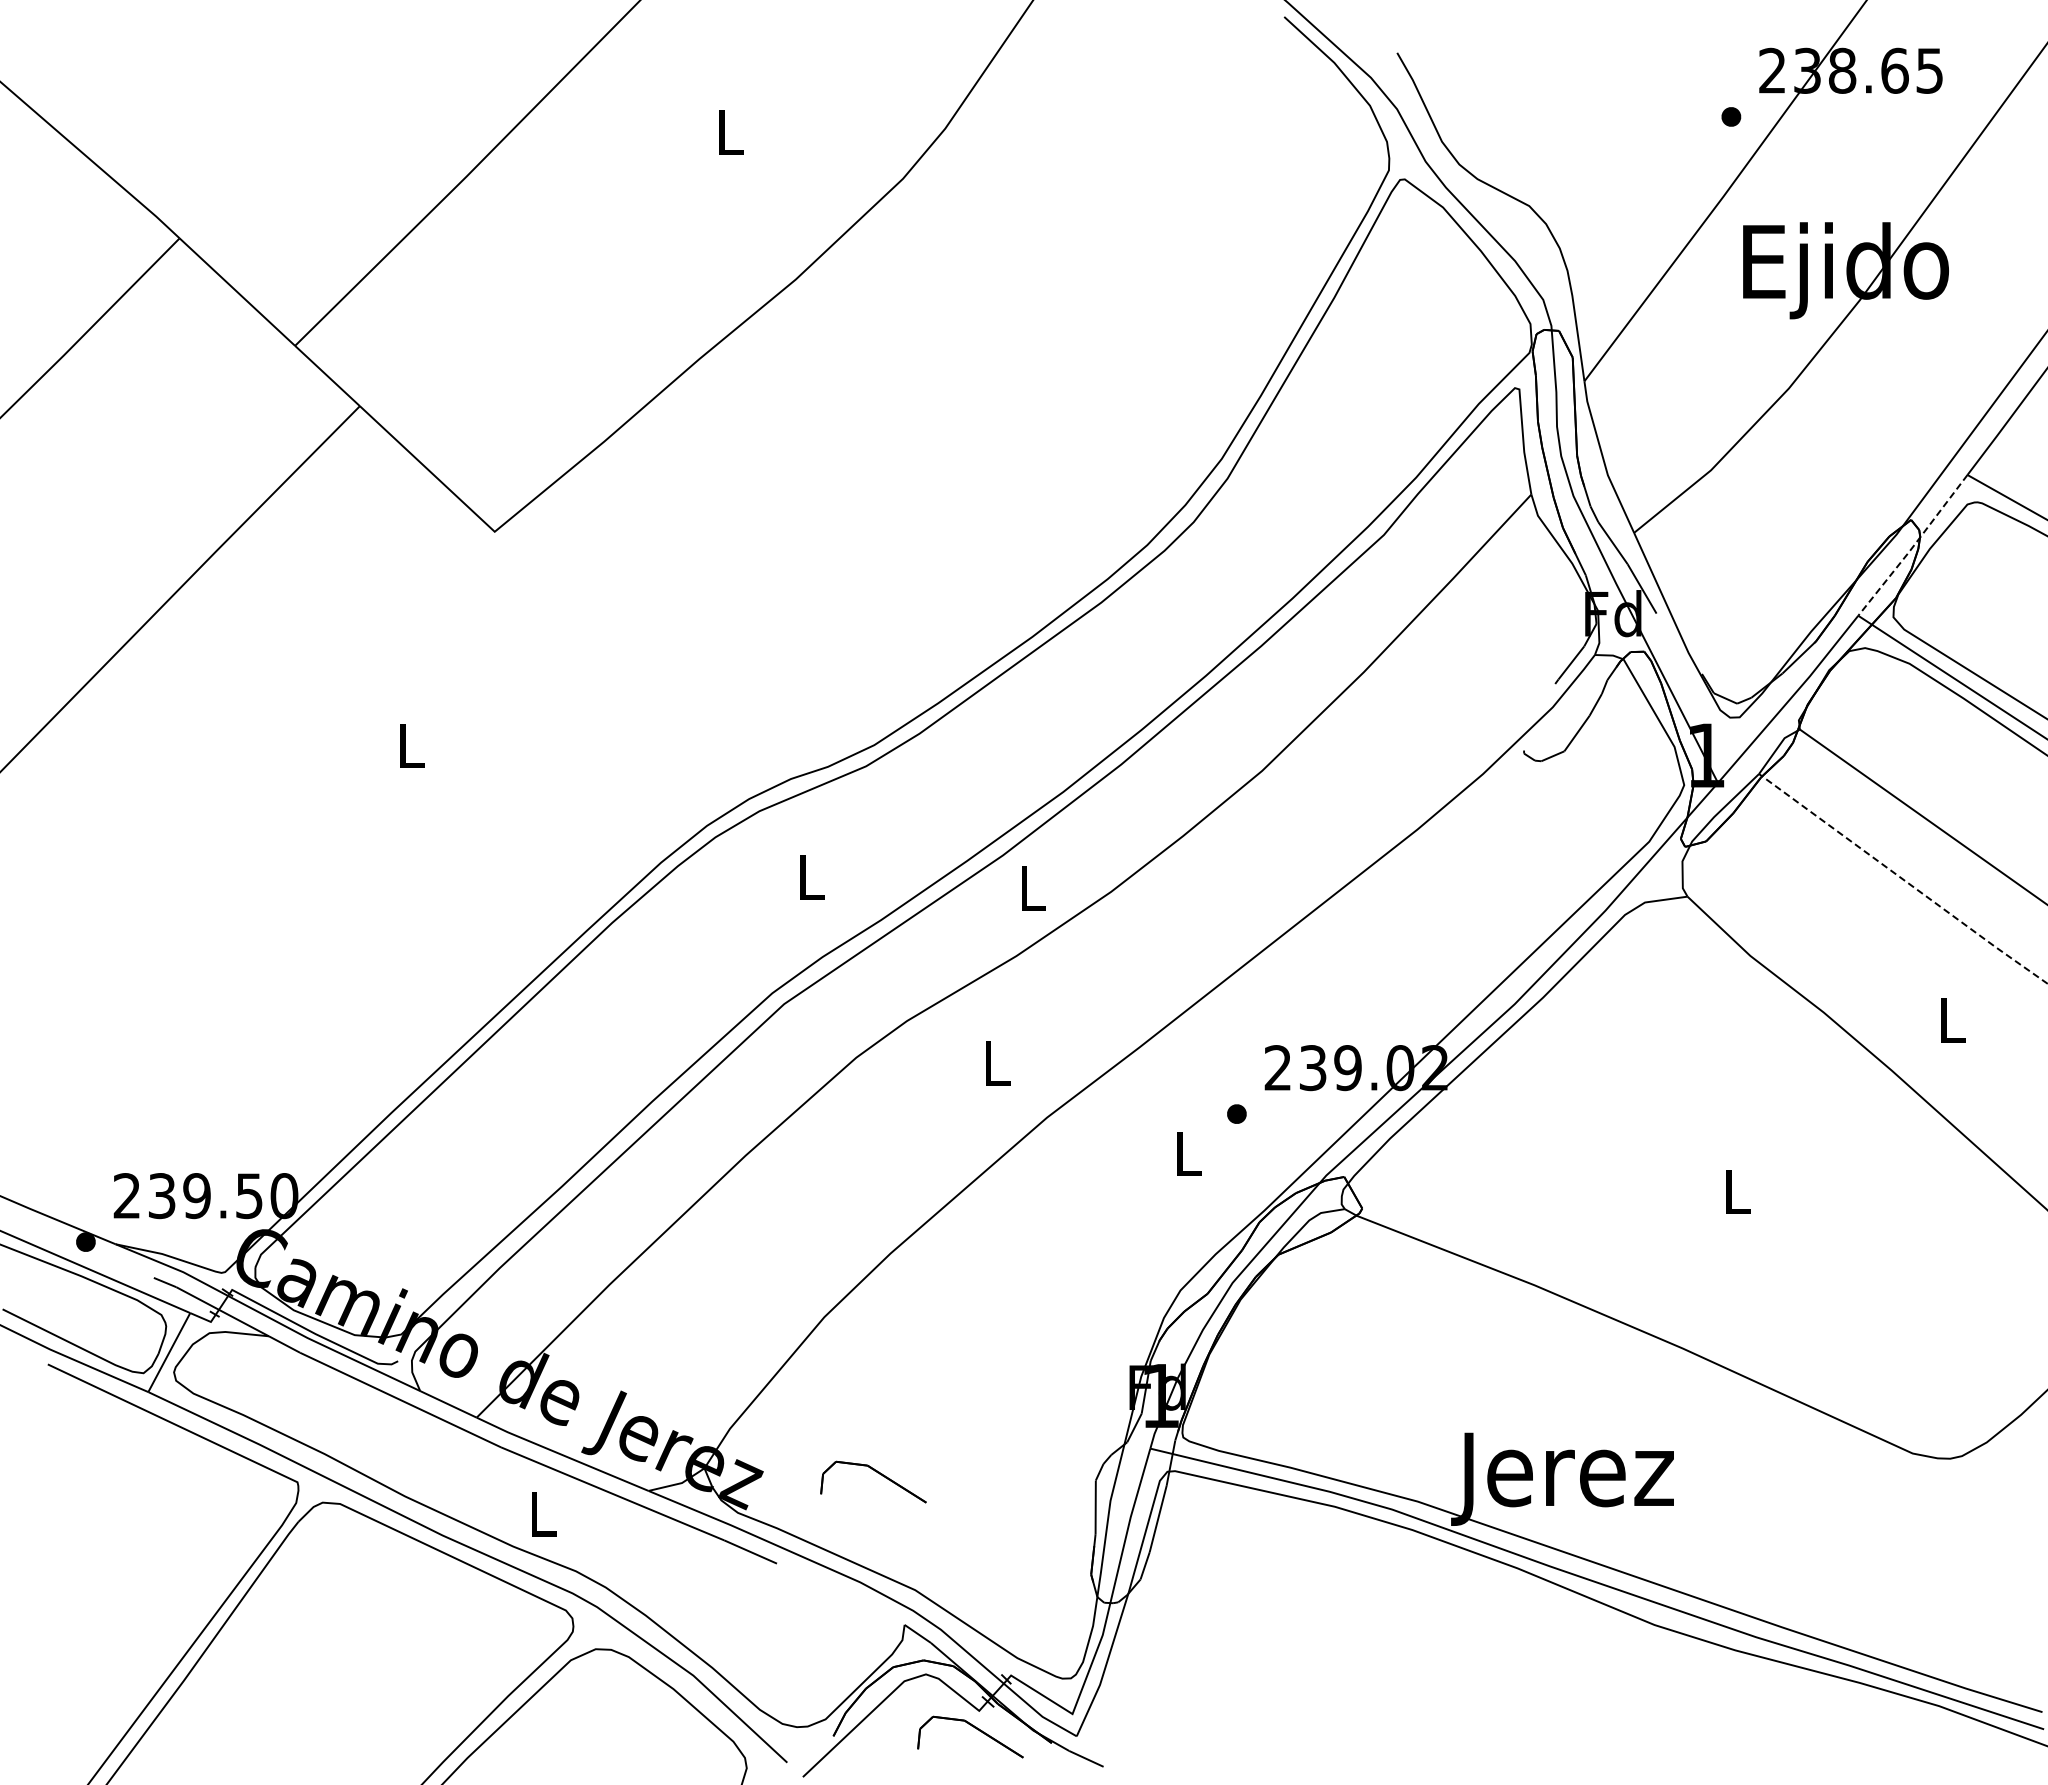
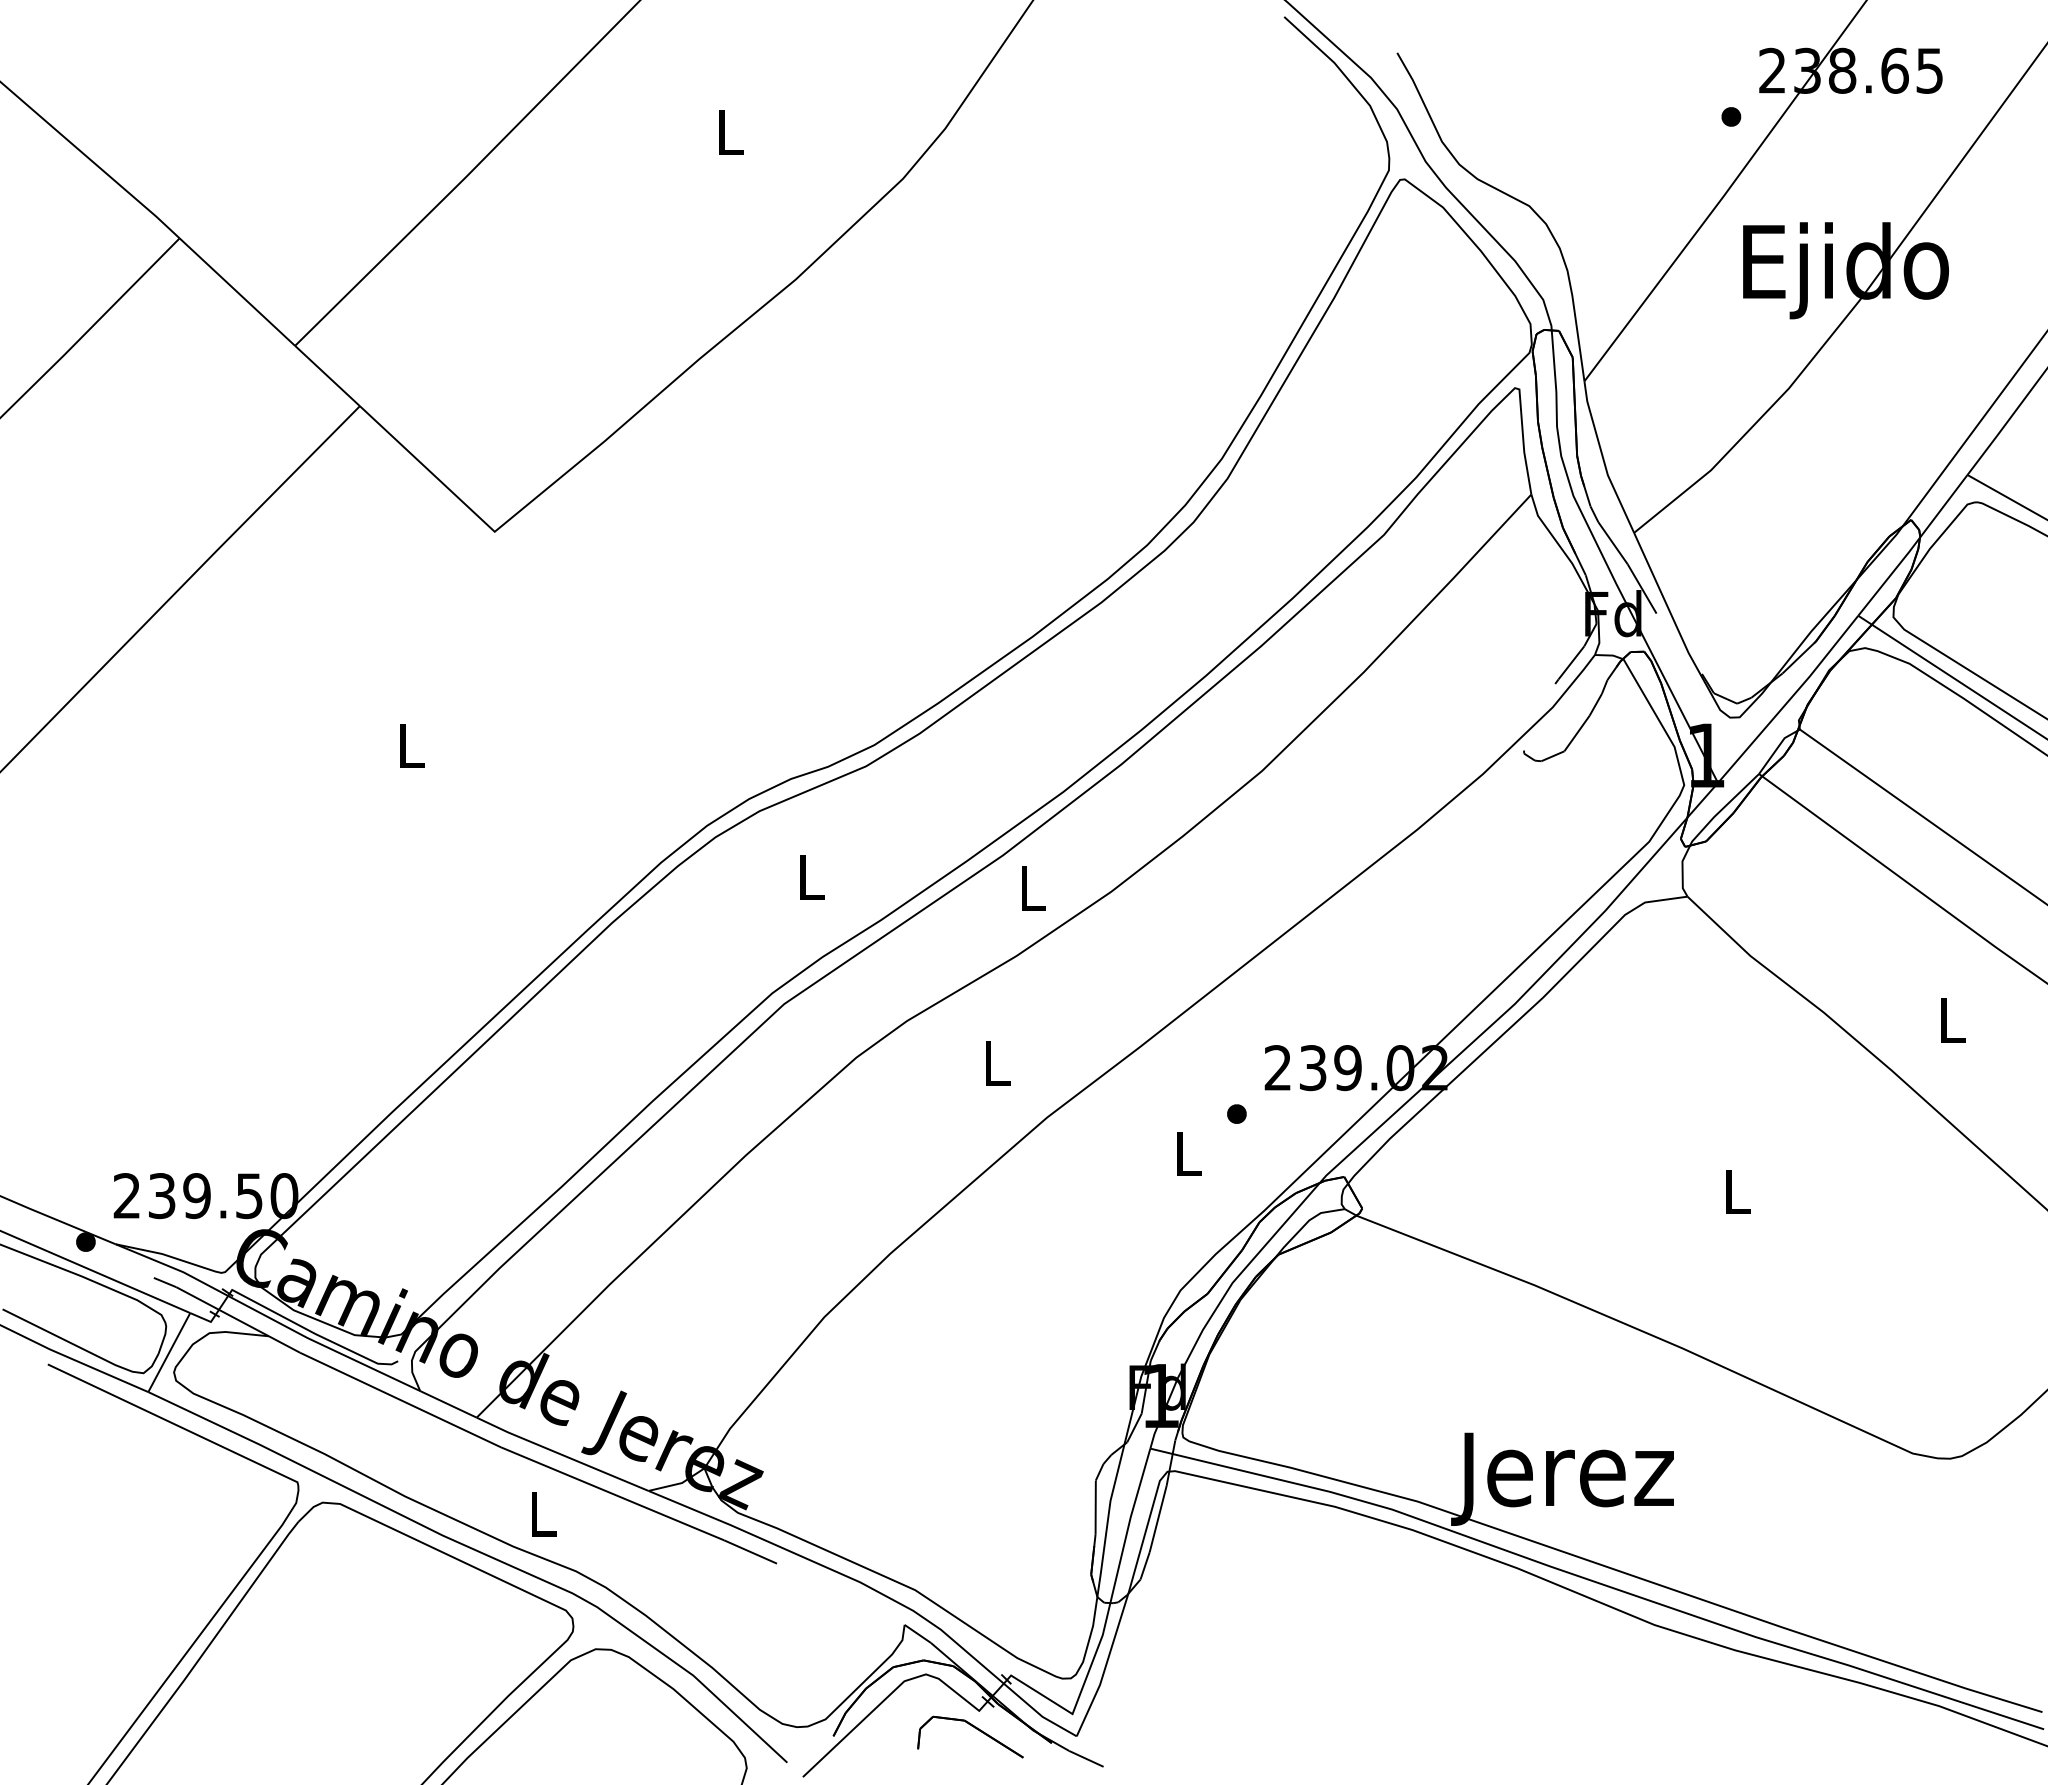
line: dashed -> solid (1913, 546)
line: dashed -> solid (1903, 879)
part: present -> none (877, 1473)
